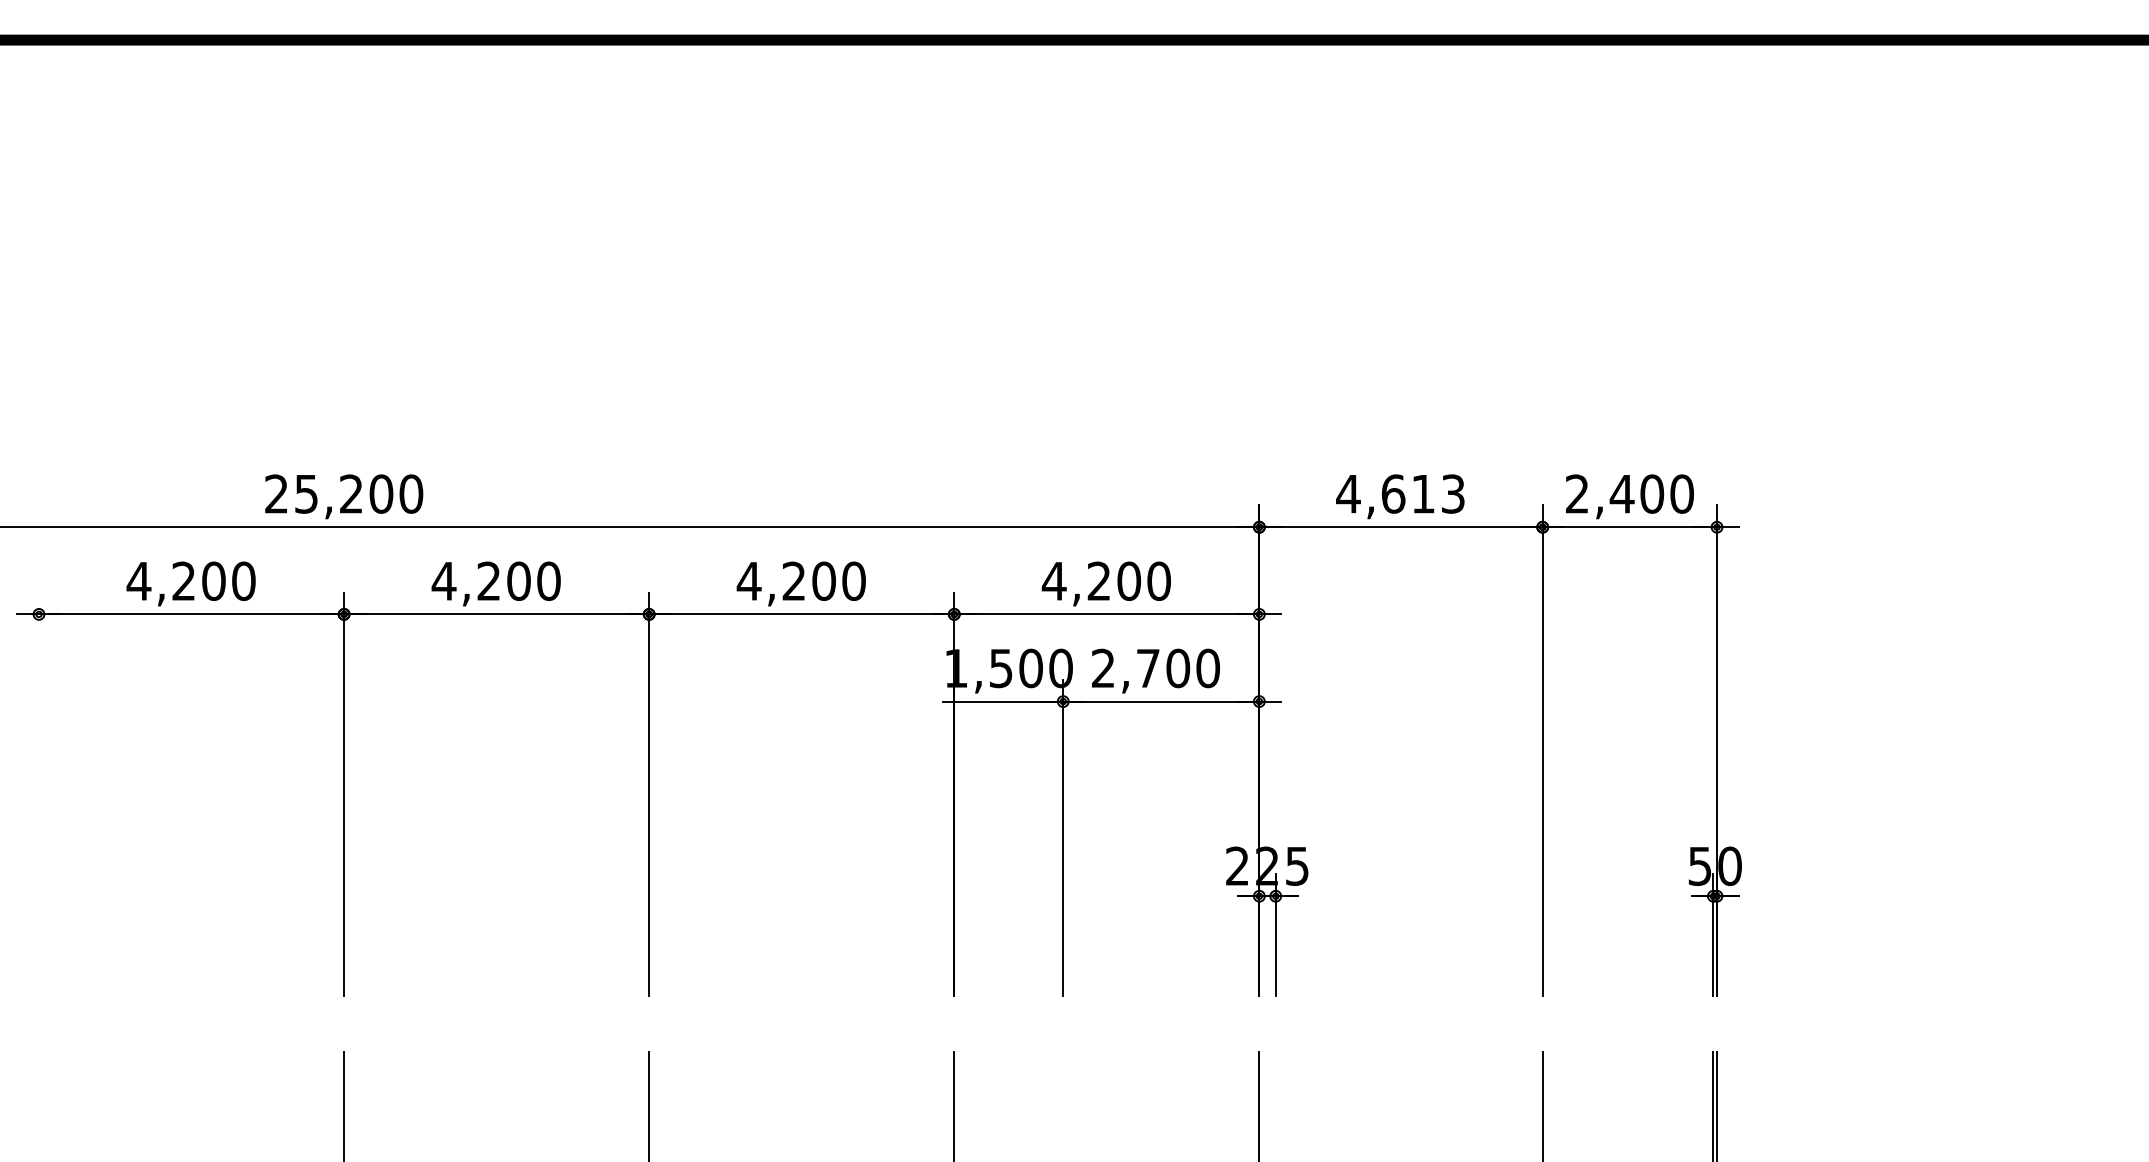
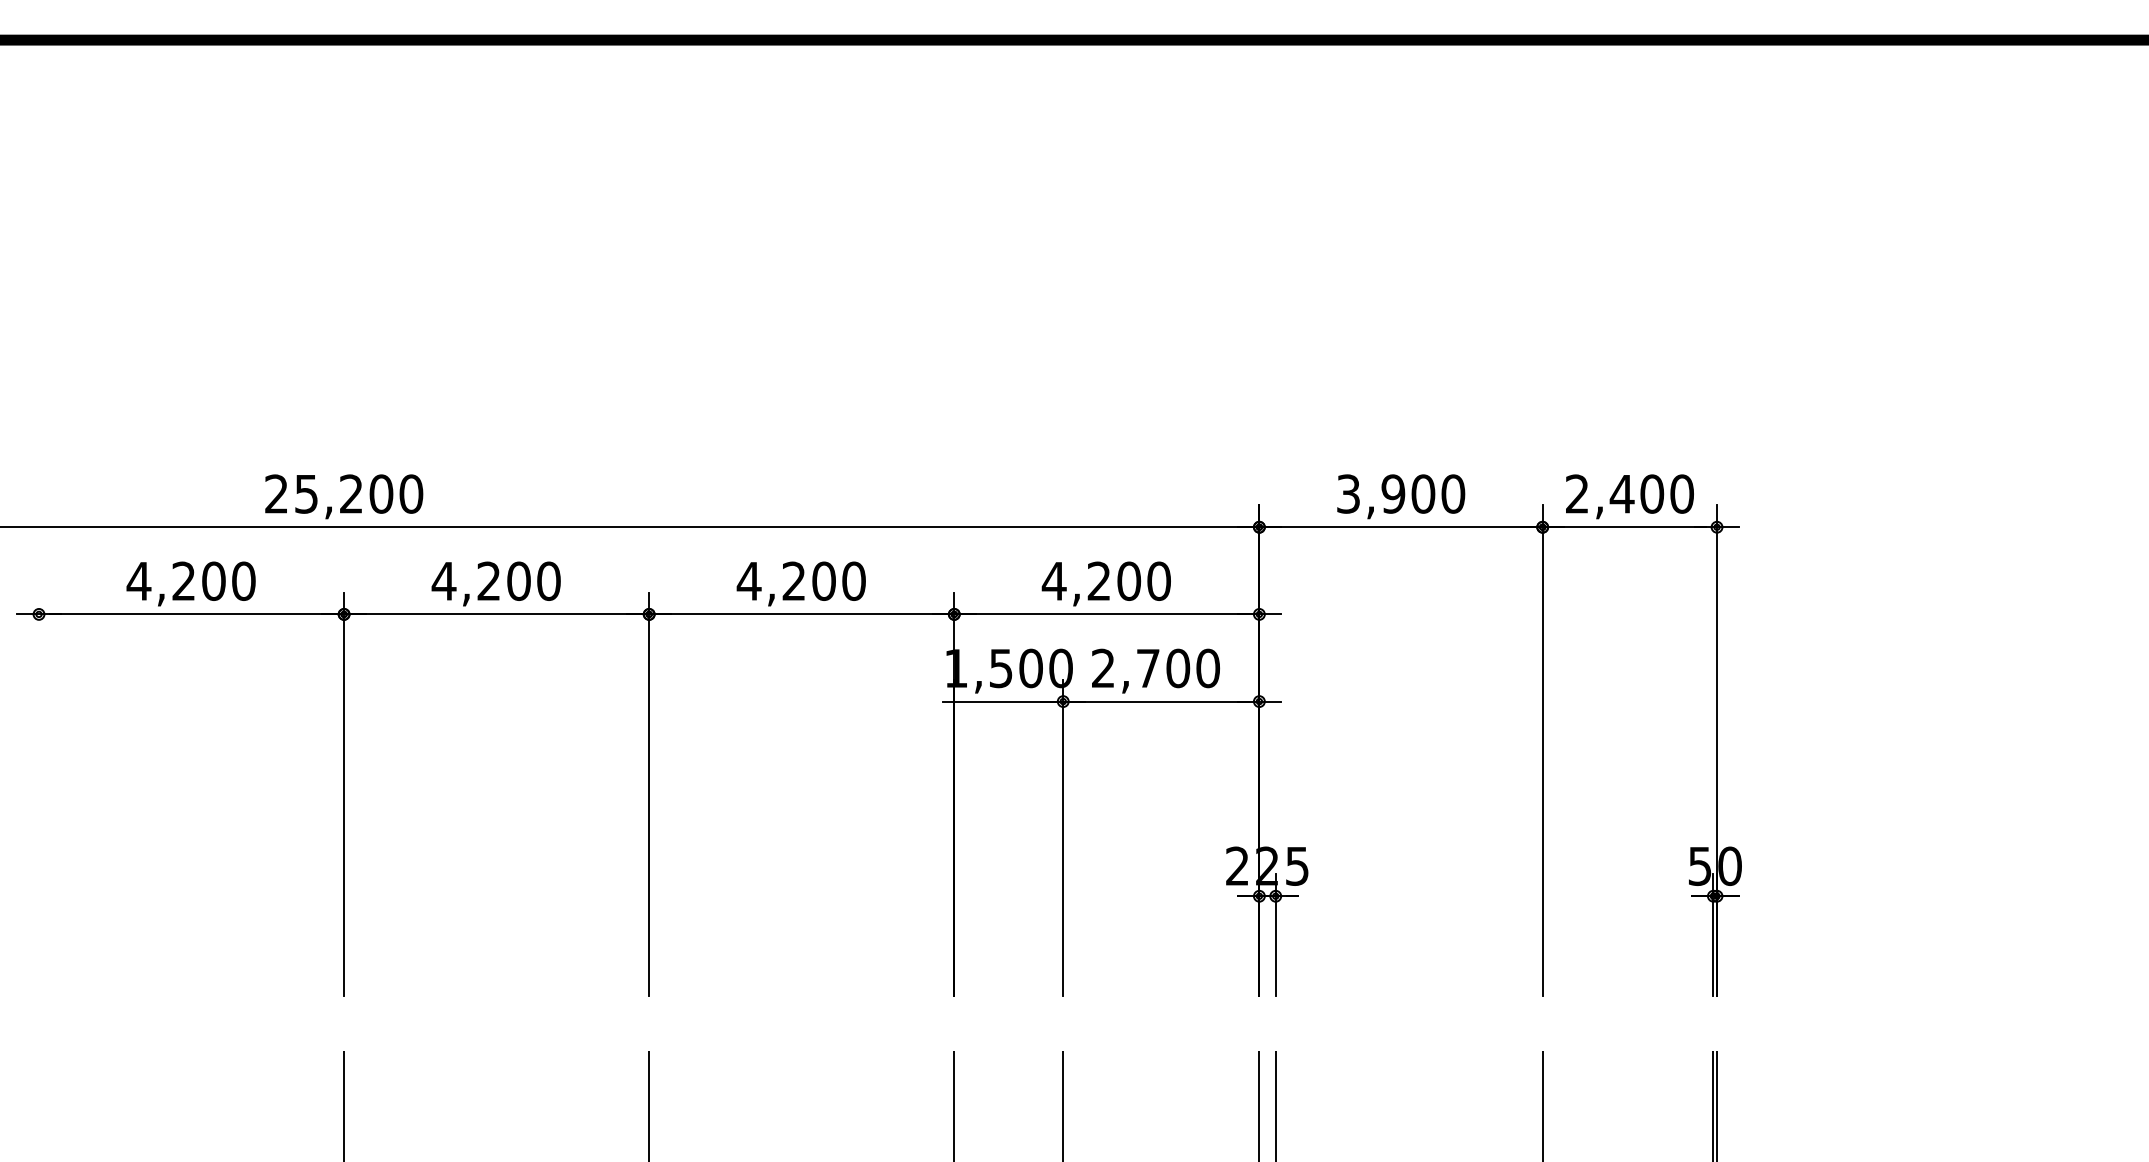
text: 4,613 -> 3,900 (1400, 493)
line: none -> present (1063, 1104)
line: none -> present (1275, 1104)
